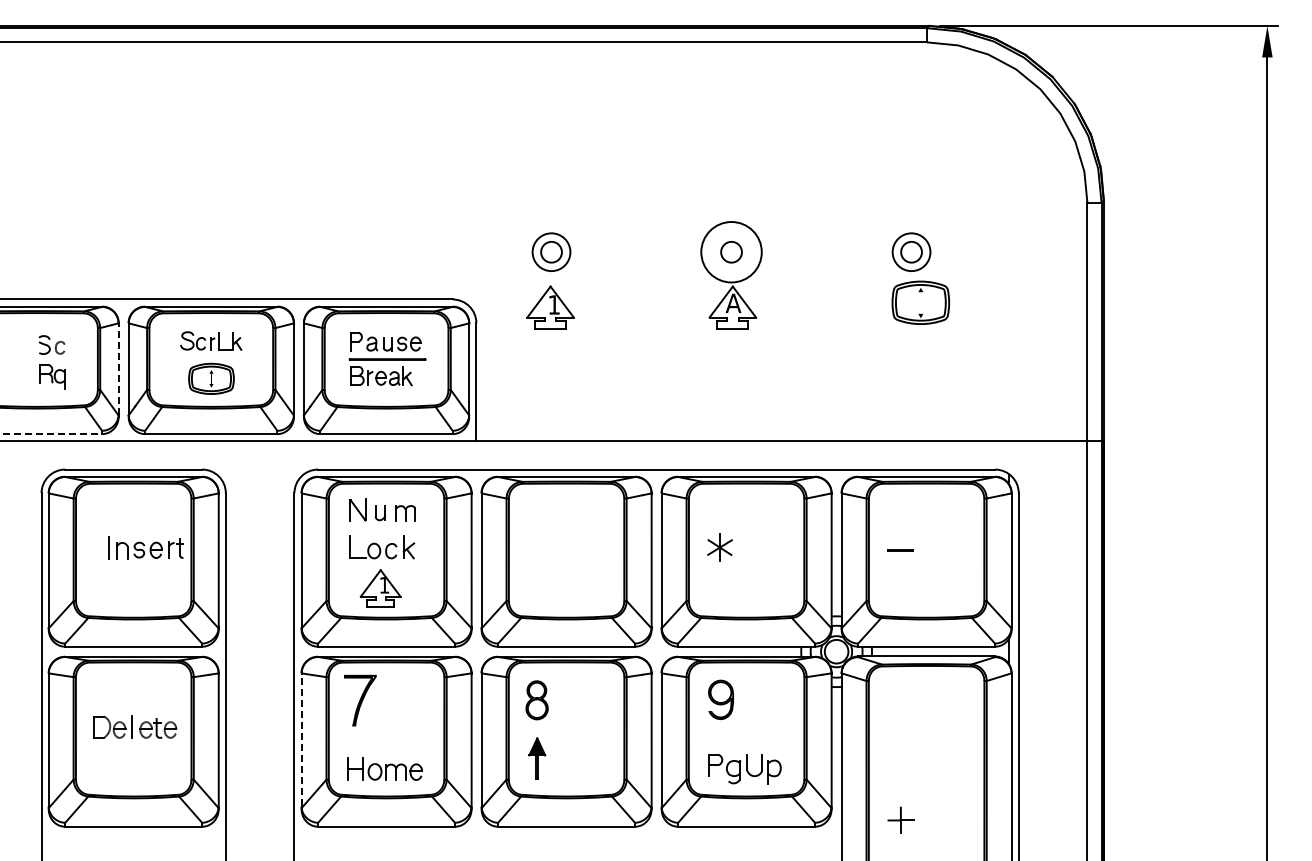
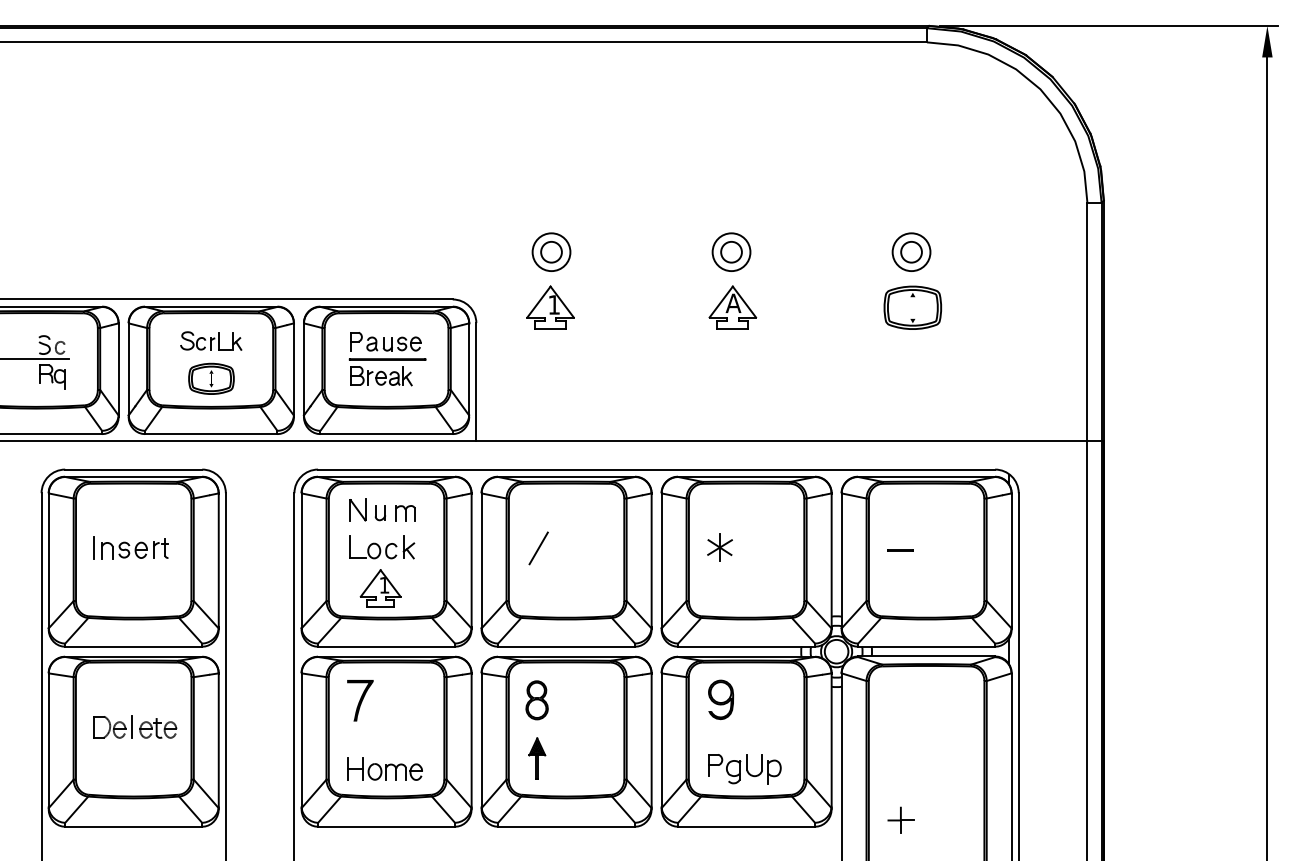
circle diameter: 60 px -> 38 px (731, 252)
part position: (920, 302) -> (912, 307) (912, 307)
line: none -> present (35, 359)
line: dashed -> solid (118, 369)
line: dashed -> solid (51, 434)
part position: (145, 547) -> (130, 547) (130, 547)
line: none -> present (538, 548)
part size: 33x53 px -> 27x42 px (360, 700)
line: dashed -> solid (301, 739)
